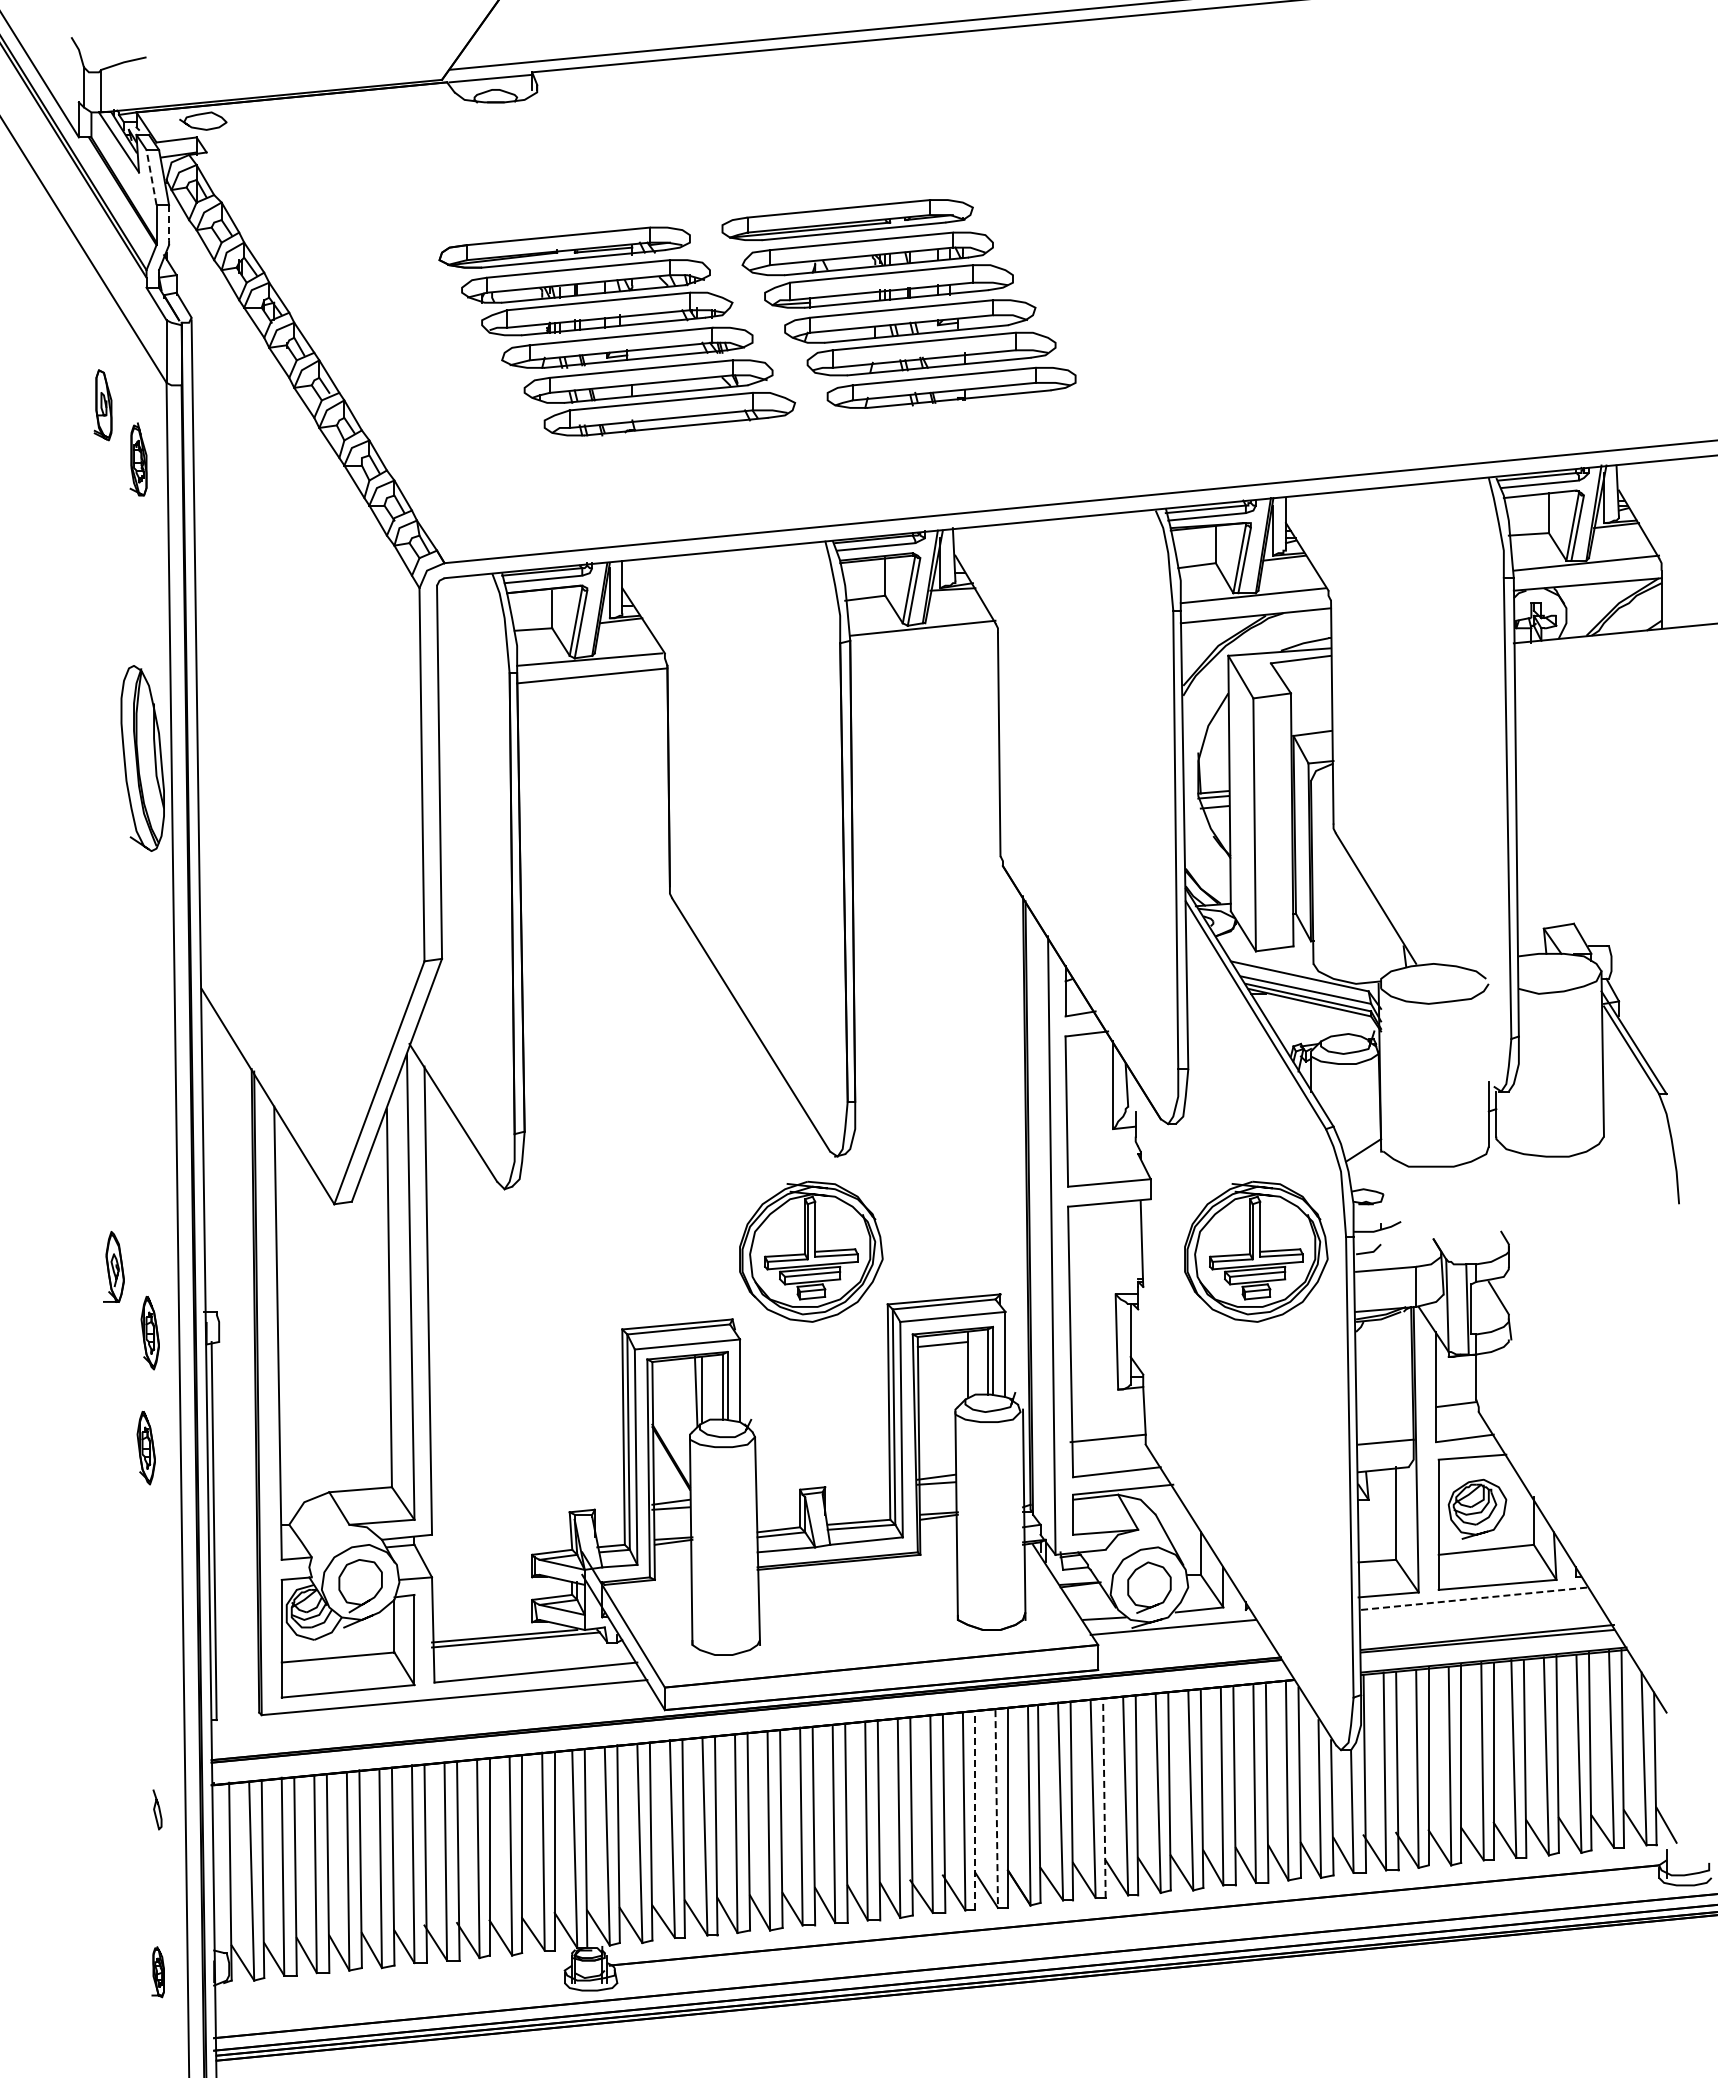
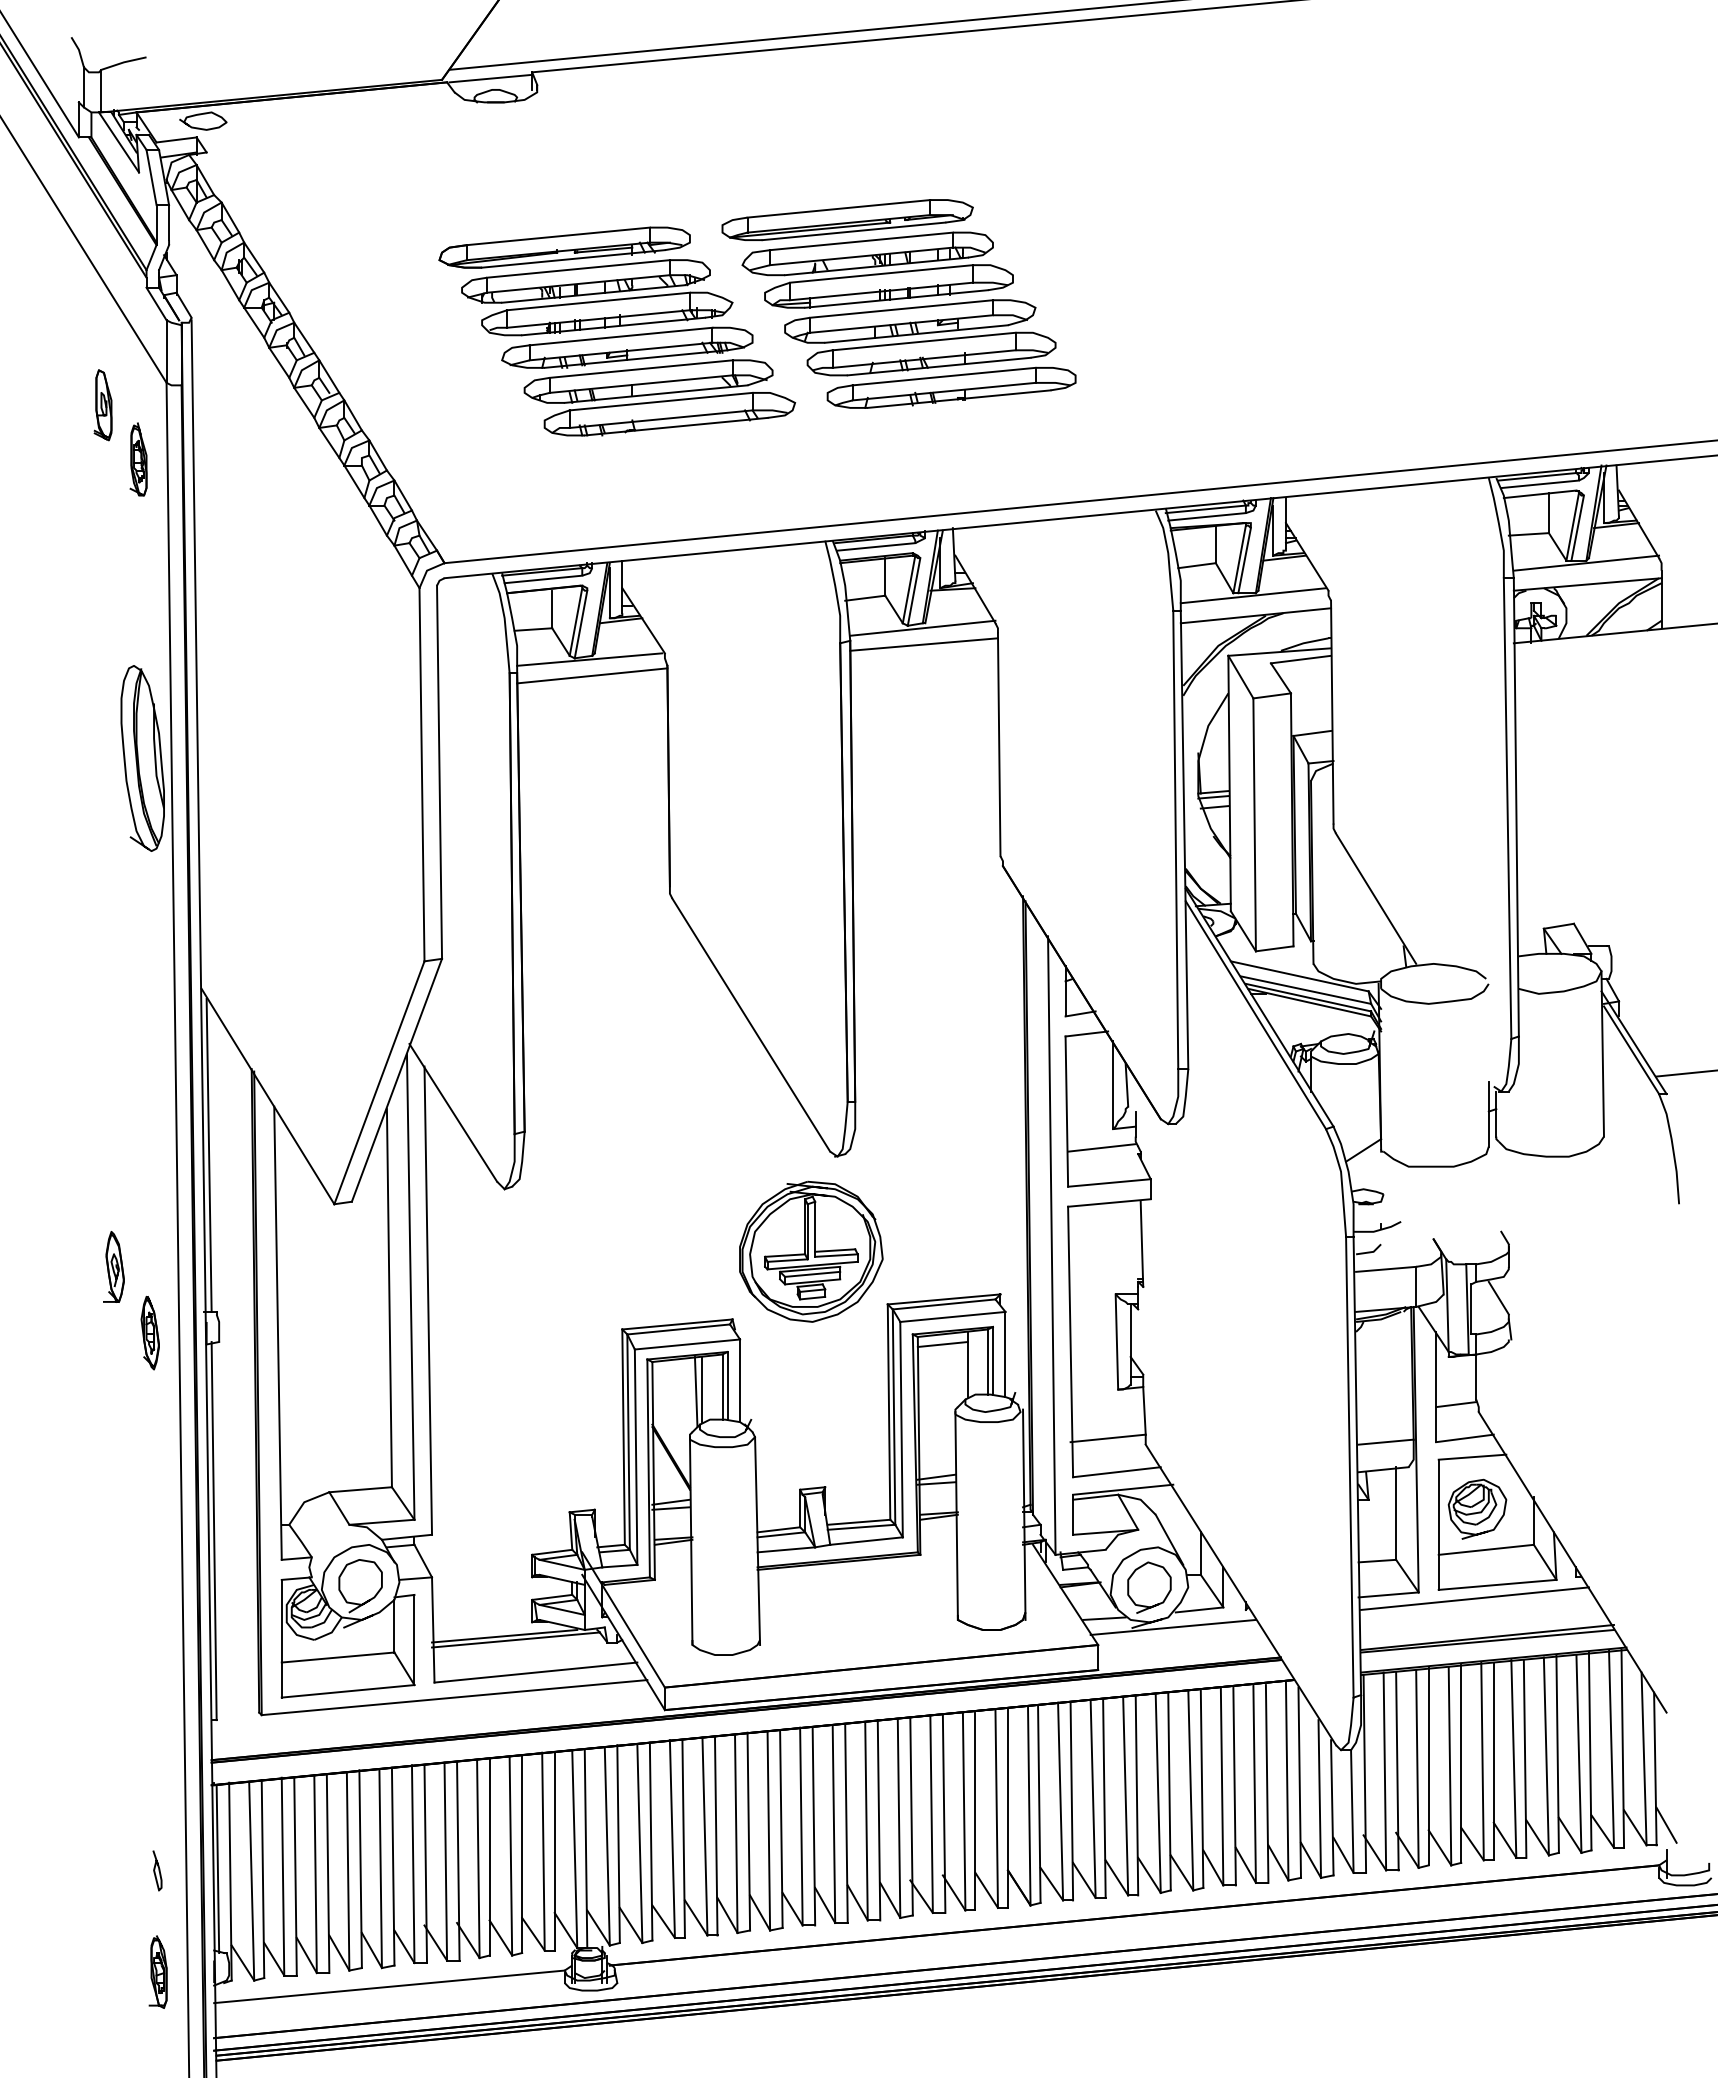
line: dashed -> solid (151, 177)
line: dashed -> solid (169, 222)
line: none -> present (923, 644)
line: none -> present (1685, 1073)
line: none -> present (1101, 1147)
line: none -> present (208, 1154)
part: present -> none (1256, 1251)
part: present -> none (145, 1448)
line: dashed -> solid (1475, 1598)
line: dashed -> solid (1104, 1799)
part position: (157, 1809) -> (157, 1870) (157, 1870)
line: dashed -> solid (996, 1809)
line: dashed -> solid (975, 1811)
line: none -> present (217, 1869)
part size: 14x53 px -> 20x74 px (157, 1971)
line: none -> present (389, 1986)
